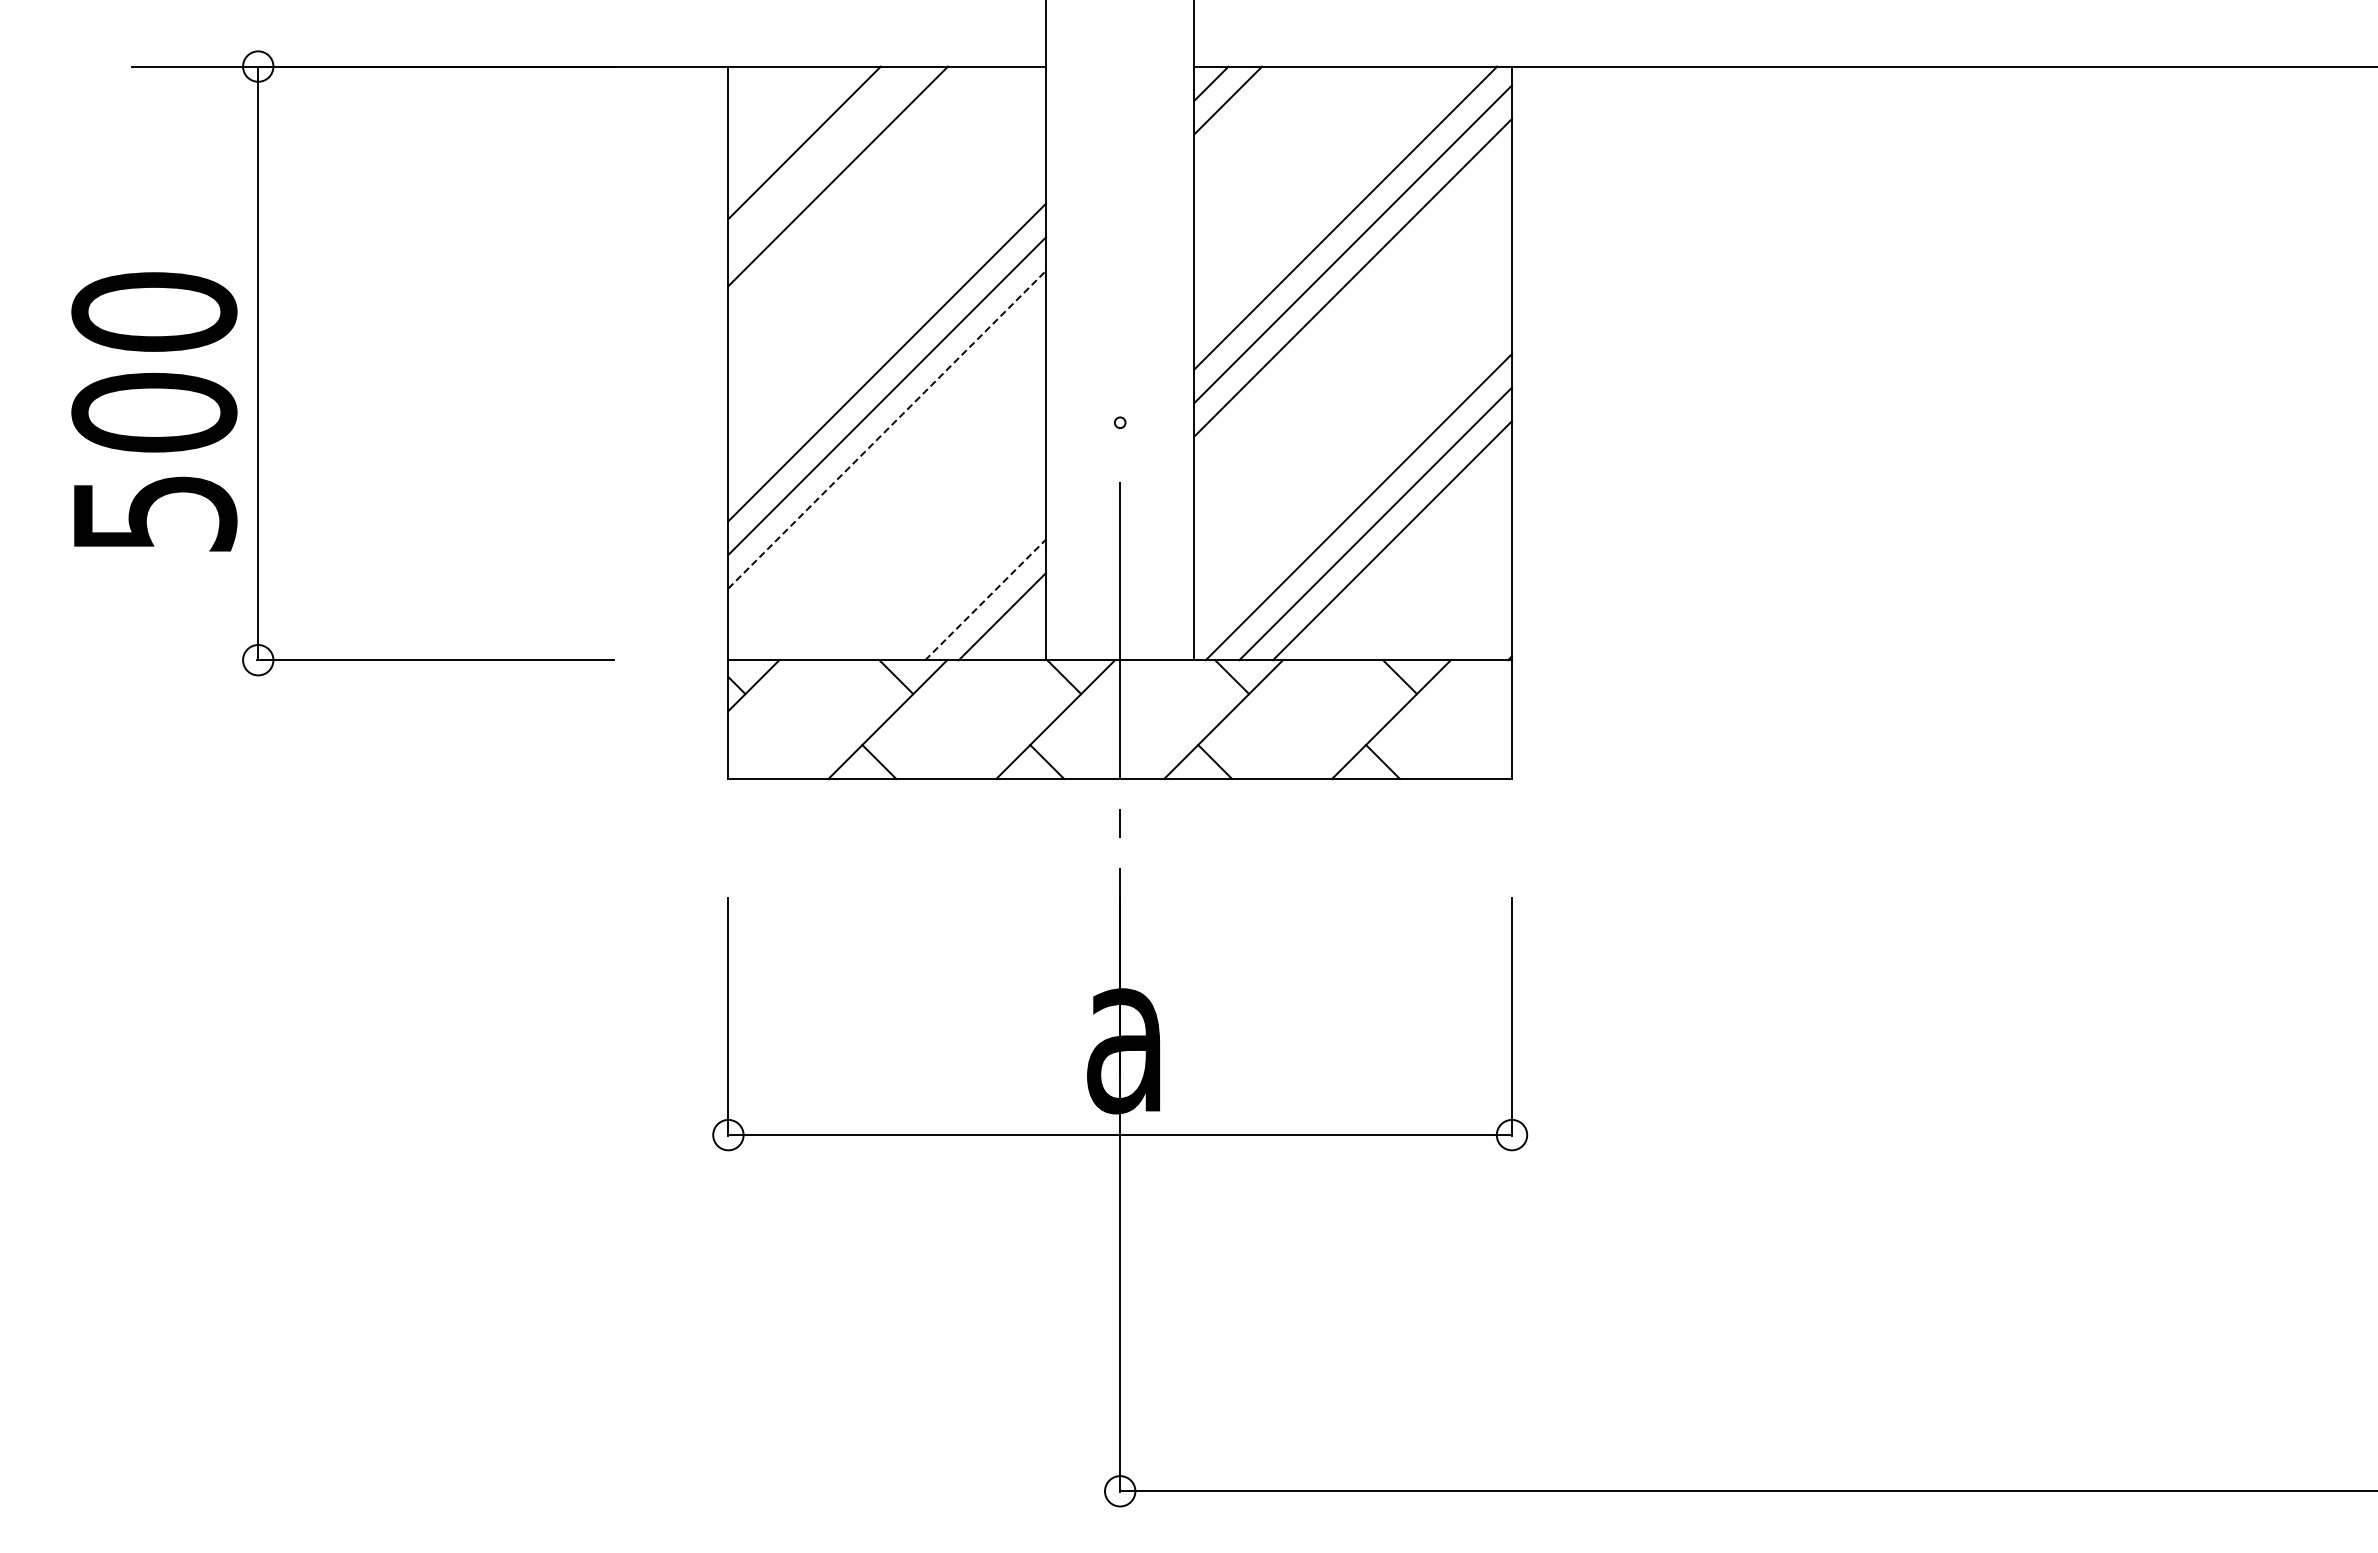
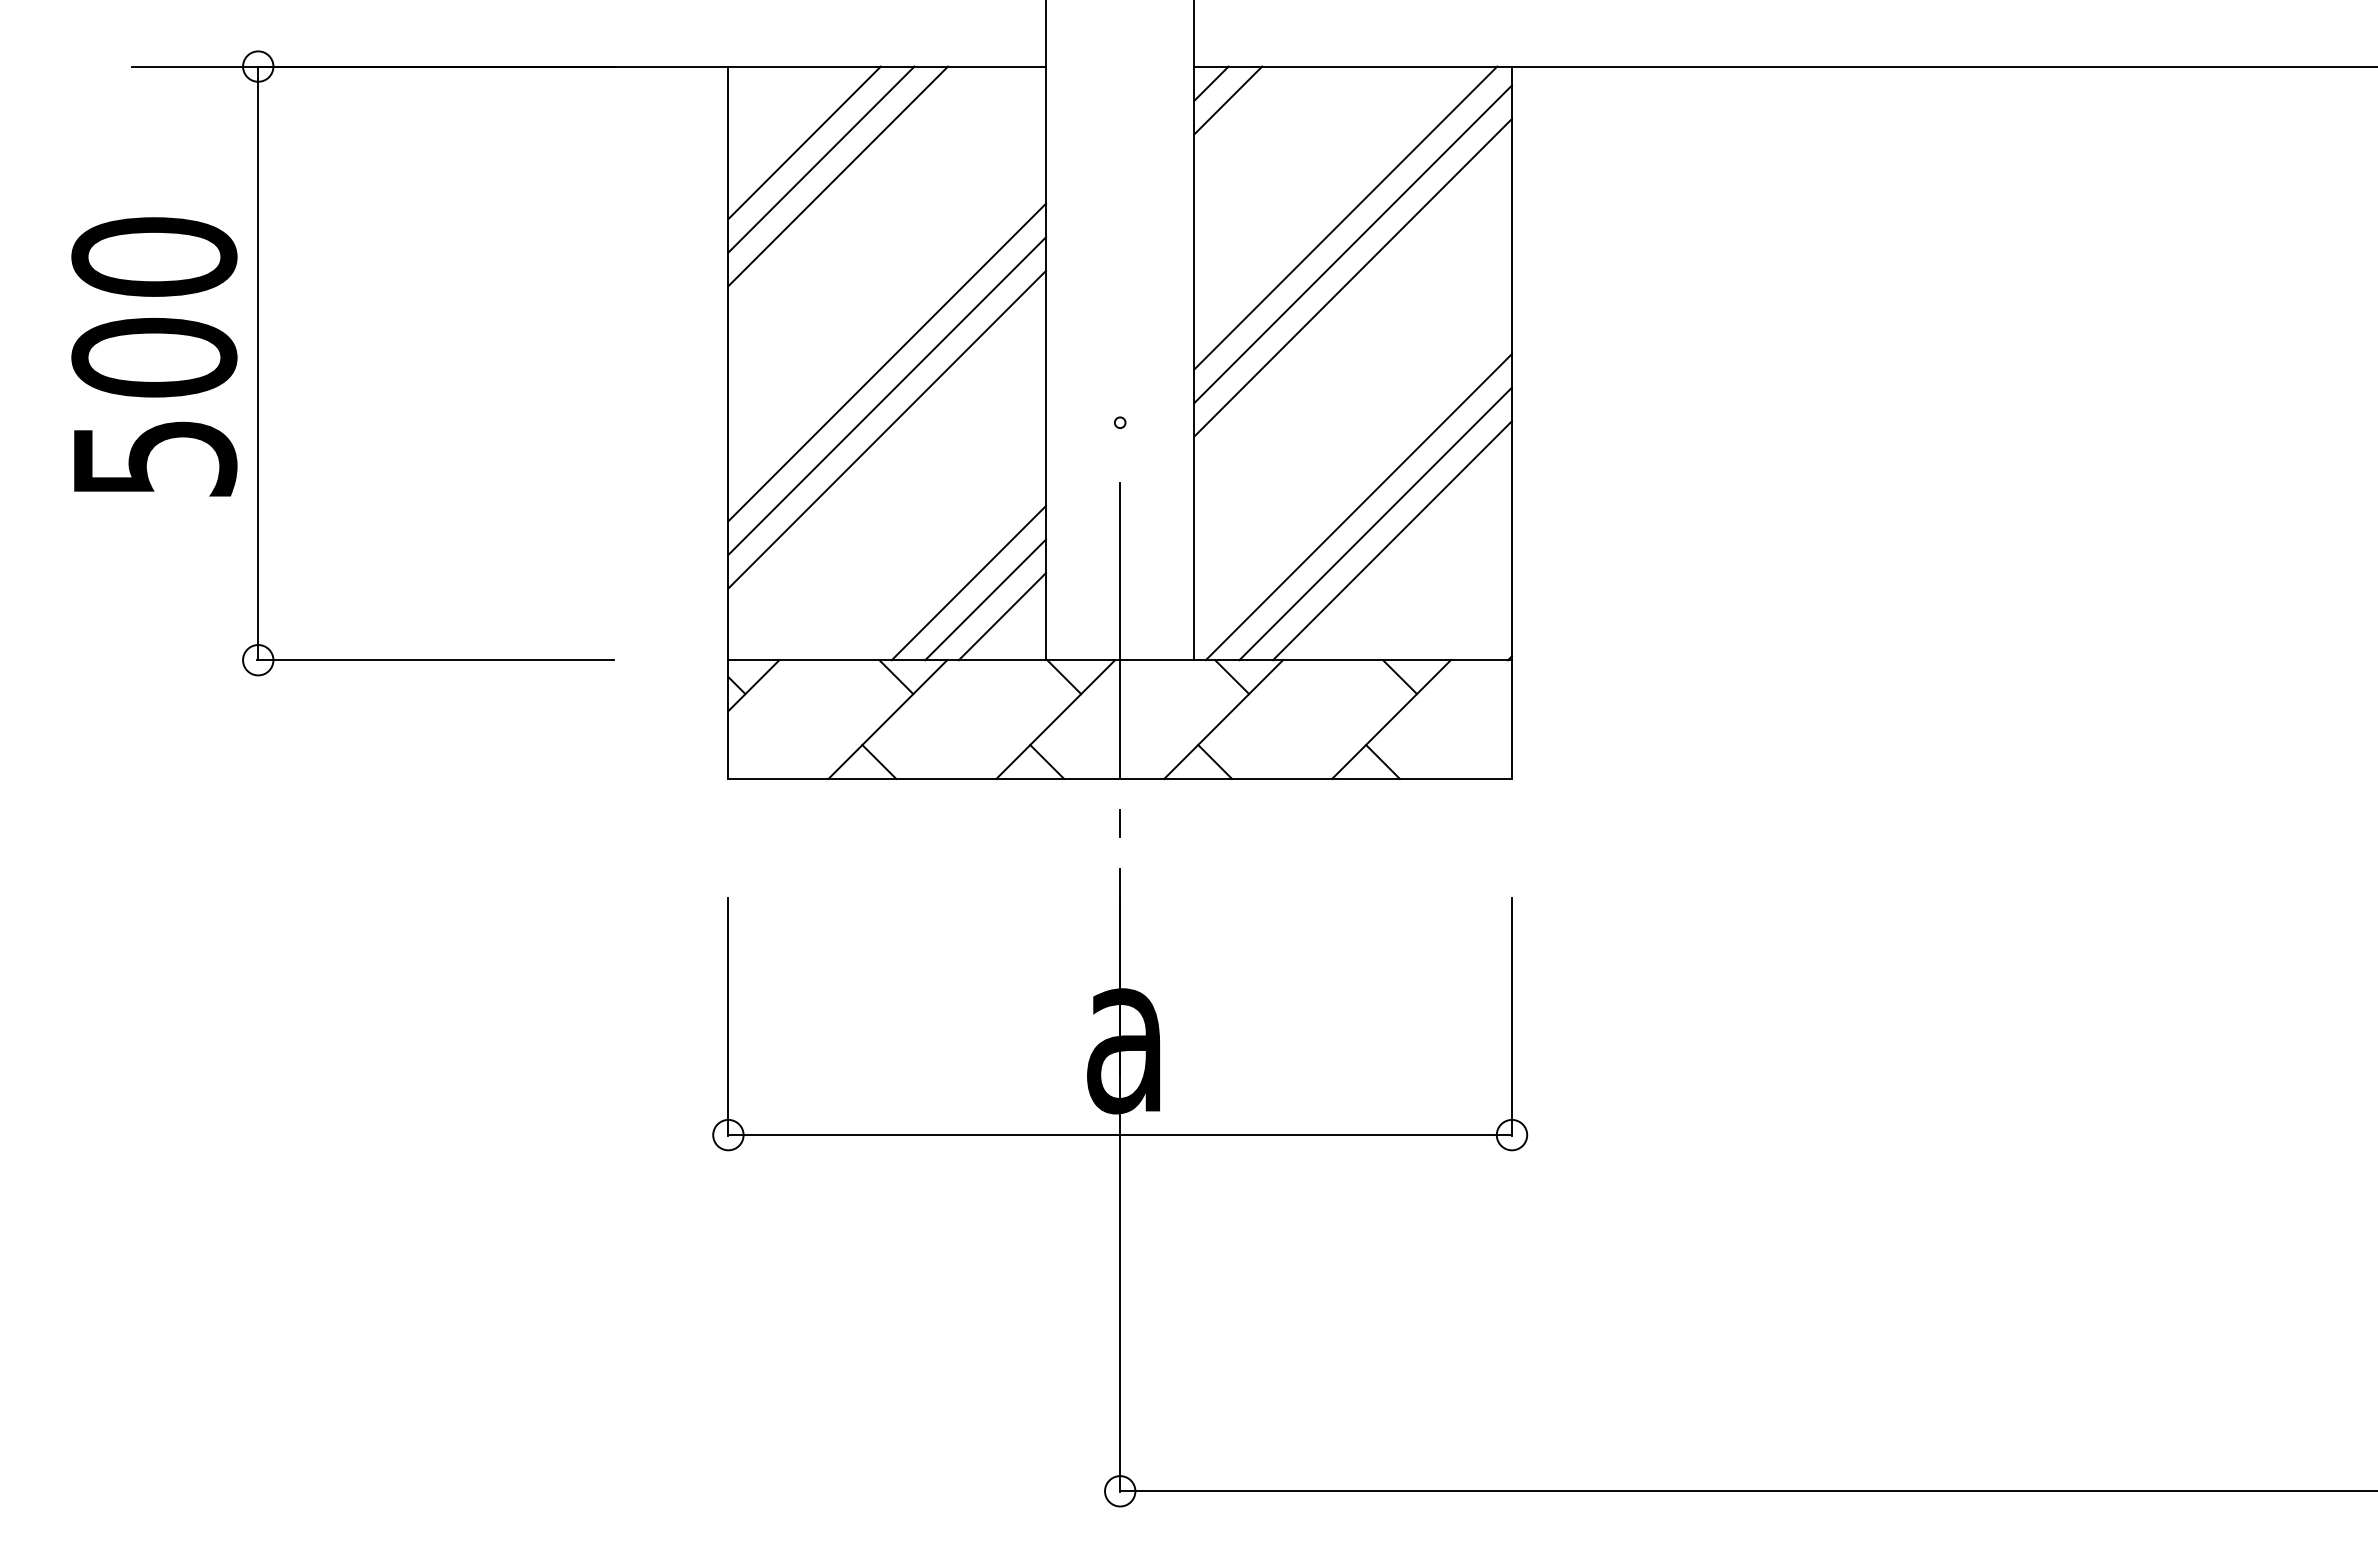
line: none -> present (821, 159)
text position: (154, 411) -> (154, 356) (154, 356)
line: dashed -> solid (887, 429)
line: none -> present (968, 583)
line: dashed -> solid (985, 599)
